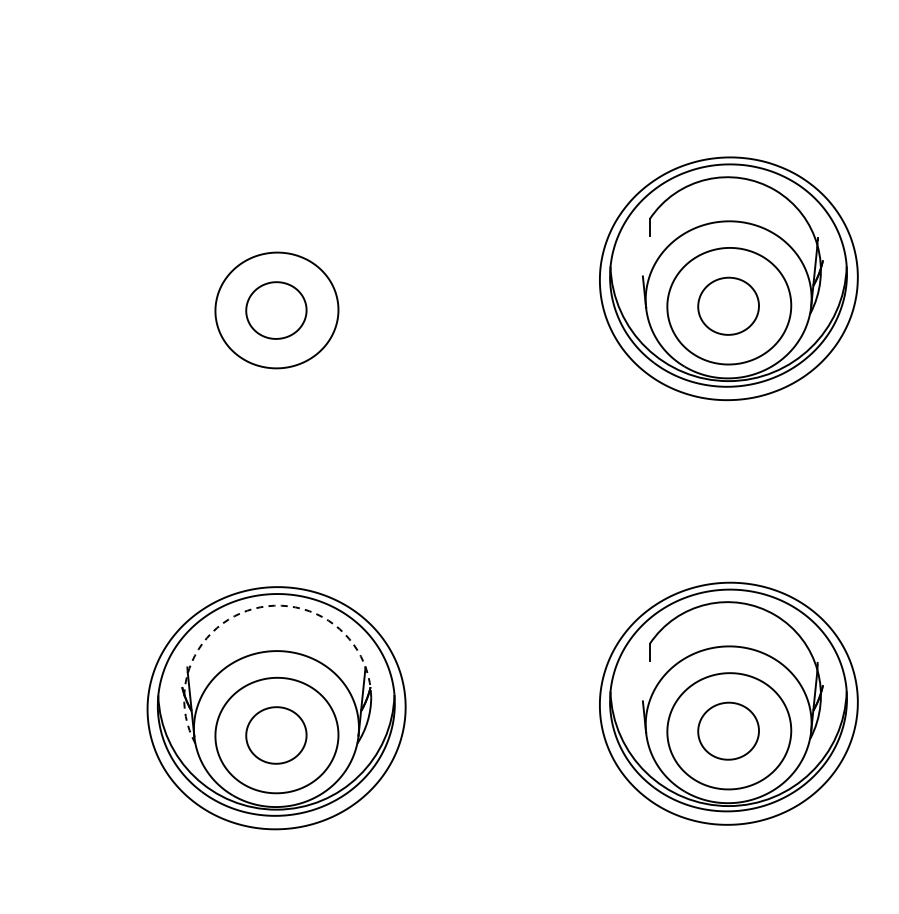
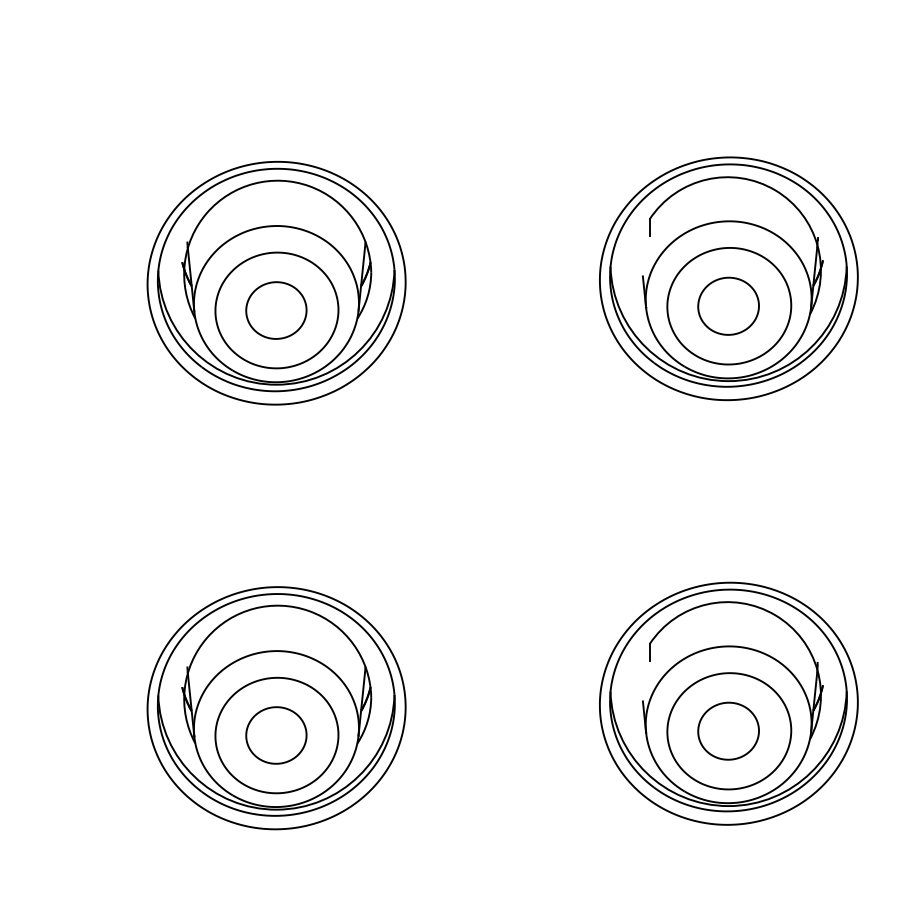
part: none -> present (276, 282)
arc: dashed -> solid (253, 608)
